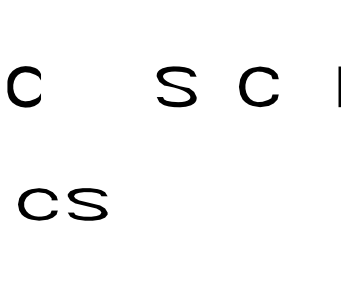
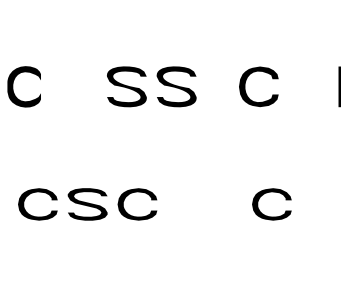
fill: none -> present (126, 86)
part: none -> present (137, 192)
fill: none -> present (271, 204)
